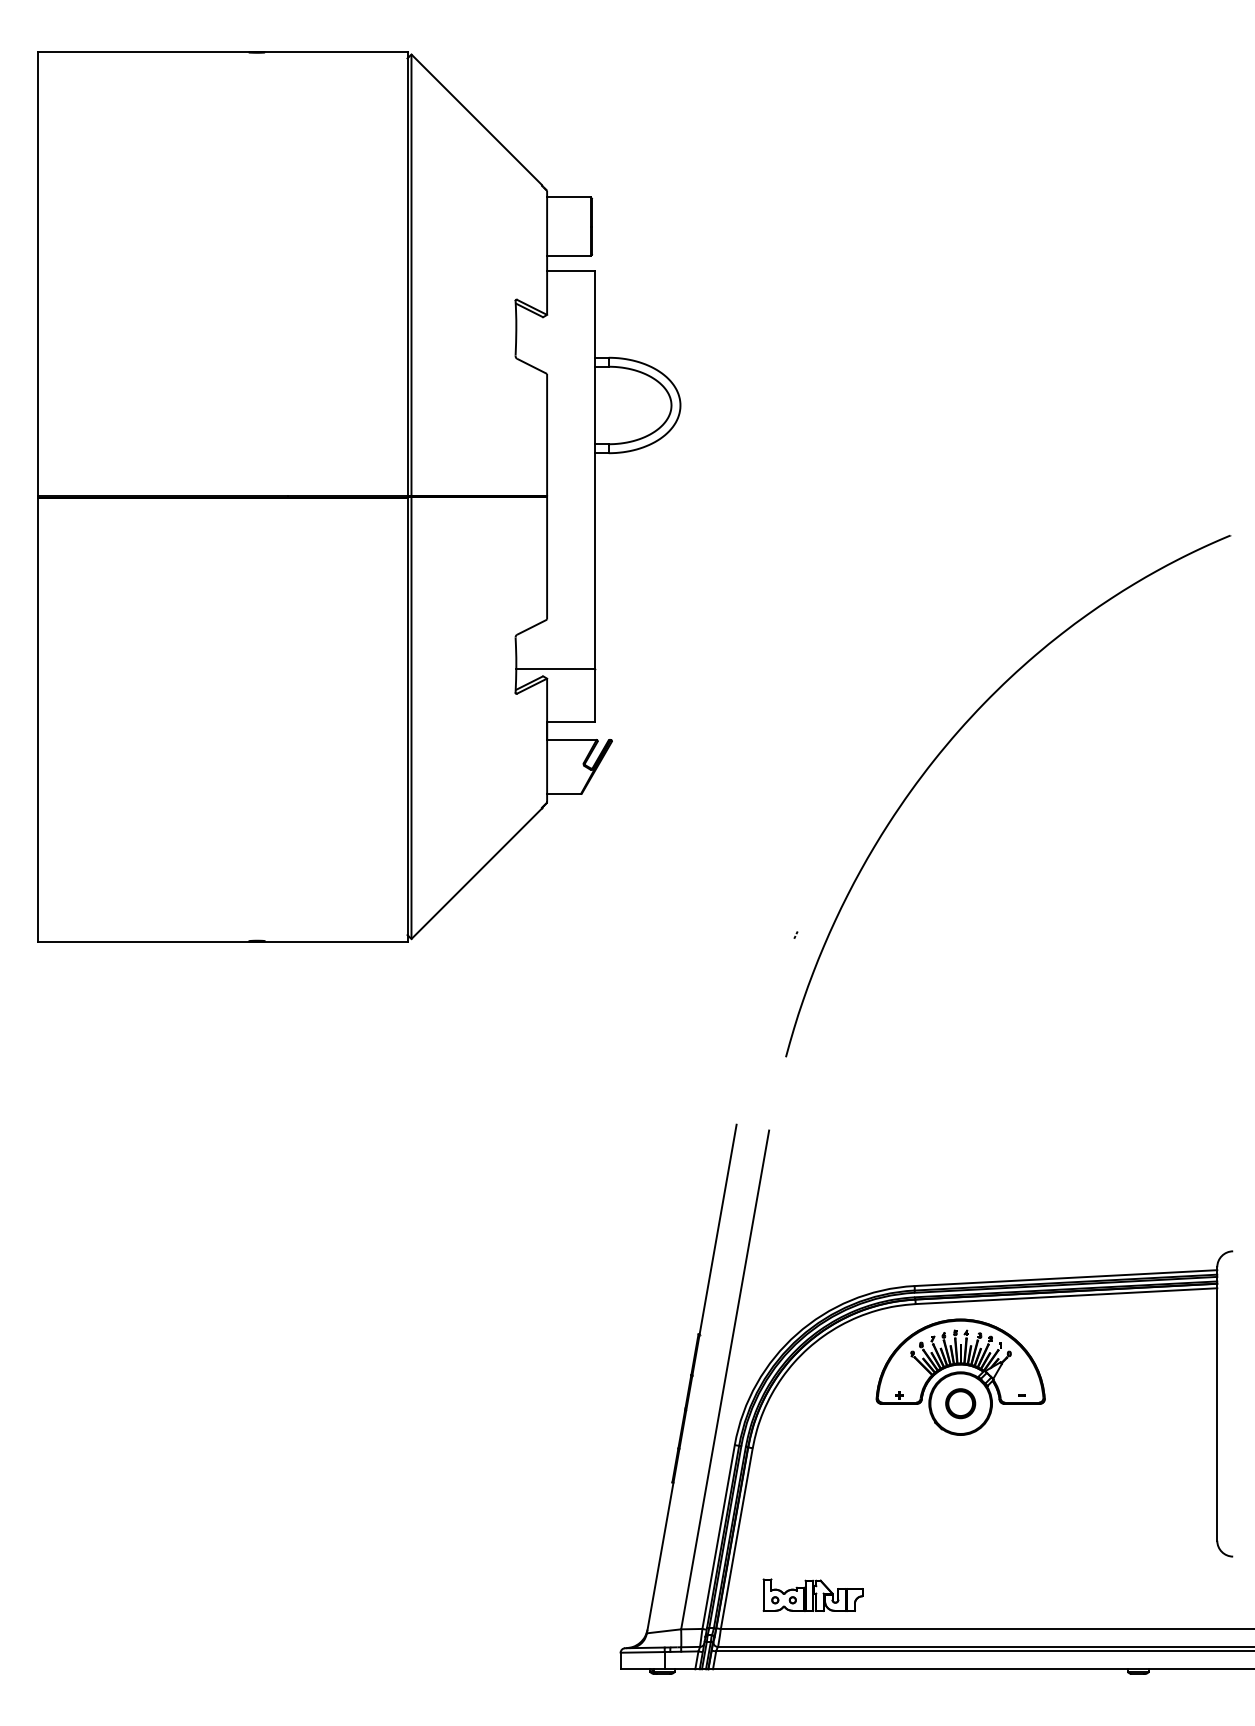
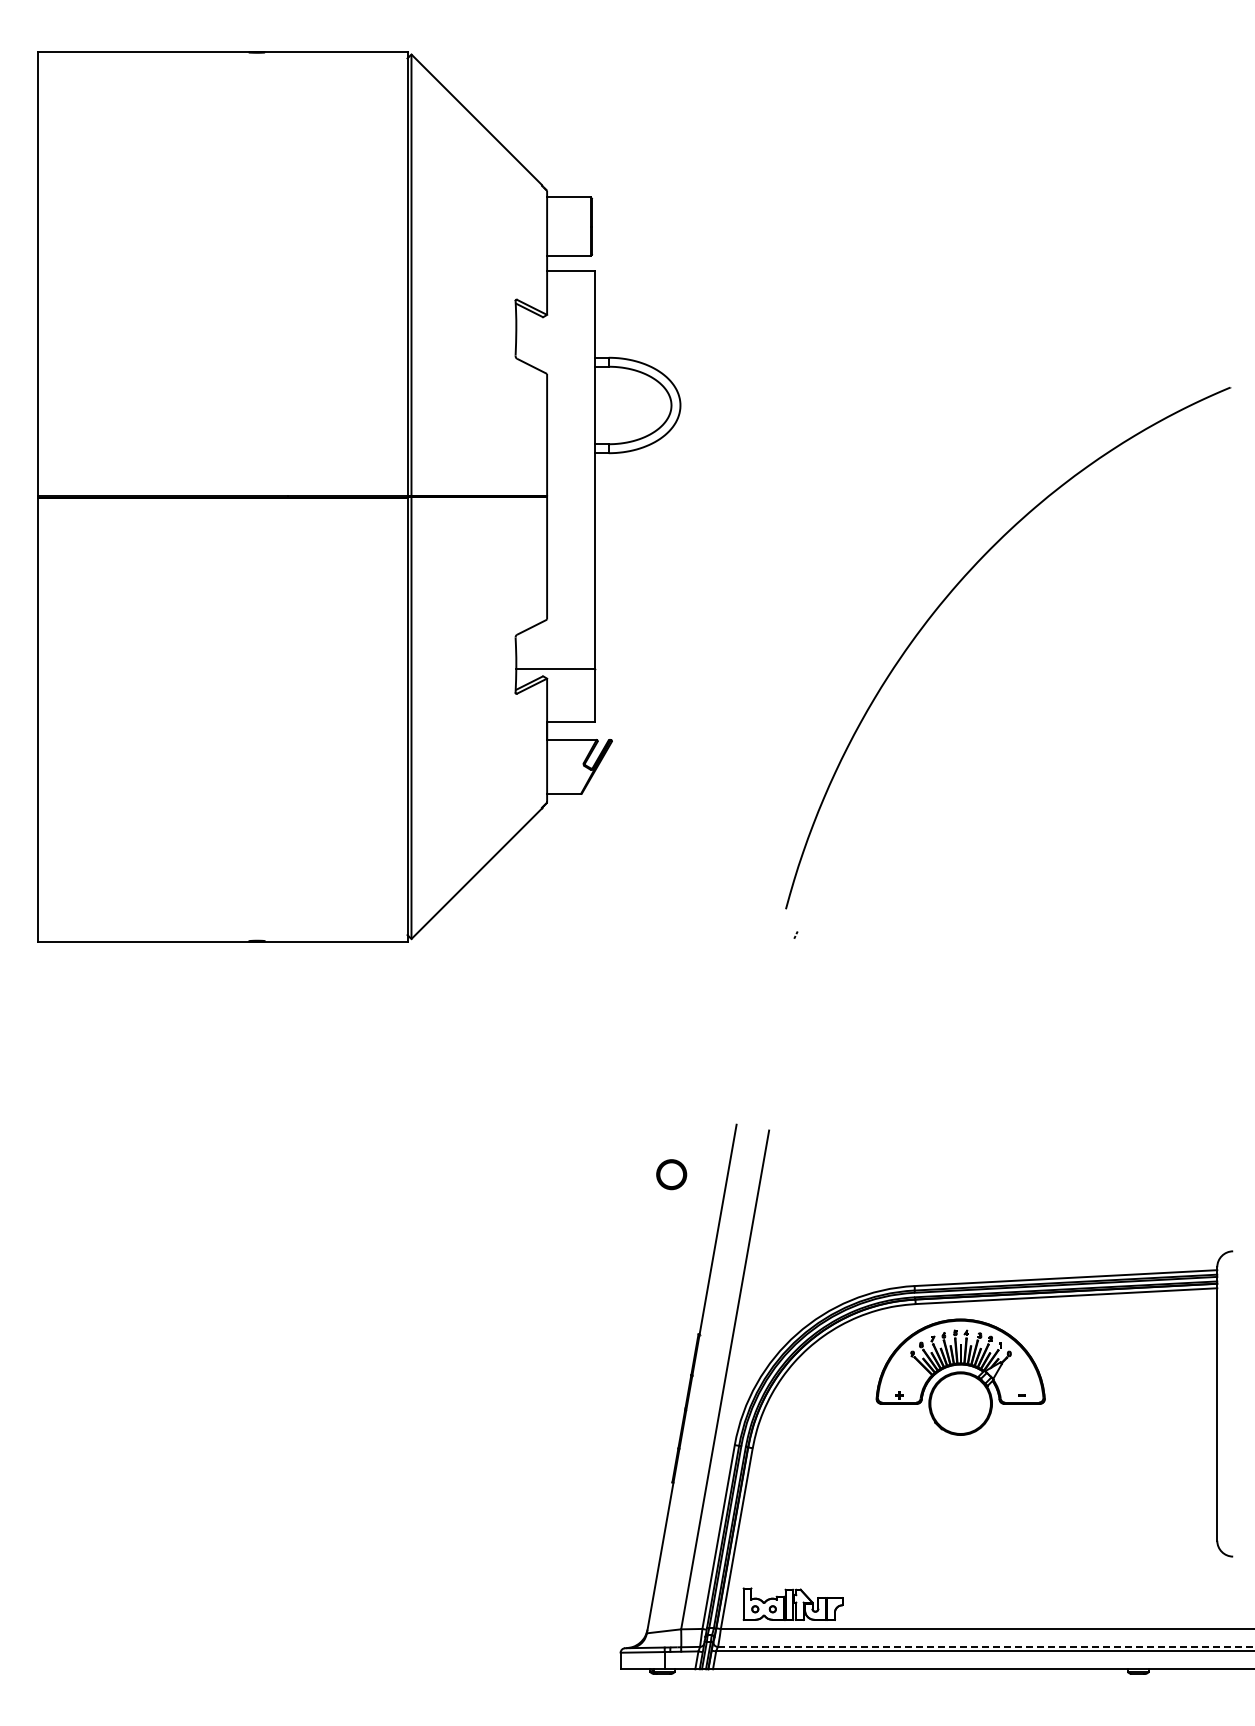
curve position: (945, 748) -> (945, 600) (945, 600)
part position: (960, 1403) -> (671, 1174) (671, 1174)
part position: (812, 1594) -> (792, 1603) (792, 1603)
line: solid -> dashed (986, 1646)
